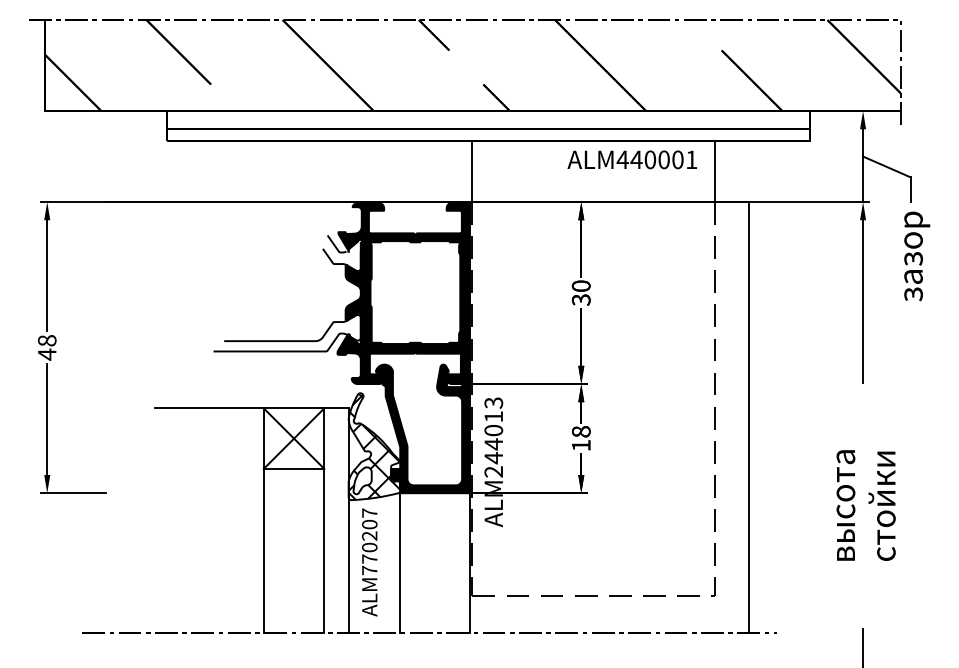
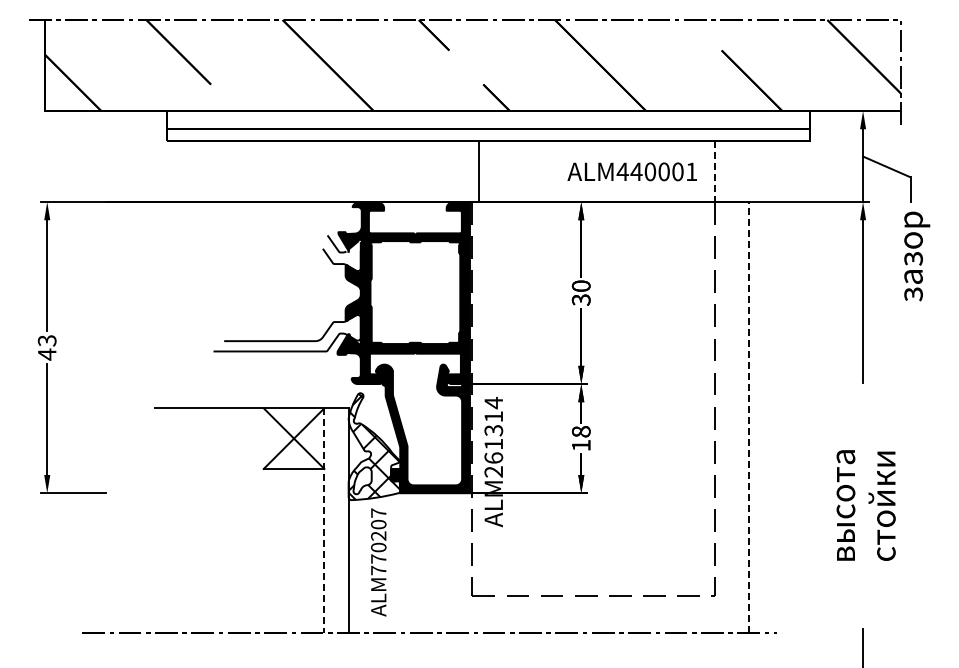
text position: (631, 159) -> (631, 171) (631, 171)
line position: (472, 171) -> (479, 171) (479, 171)
line: solid -> dashed (715, 172)
text: 48 -> 43 (47, 340)
line: solid -> dashed (749, 416)
text: ALM244013 -> ALM261314 (493, 430)
line: present -> none (263, 520)
line: solid -> dashed (324, 521)
text position: (369, 562) -> (378, 562) (378, 562)
line: present -> none (400, 562)
line: present -> none (469, 562)
